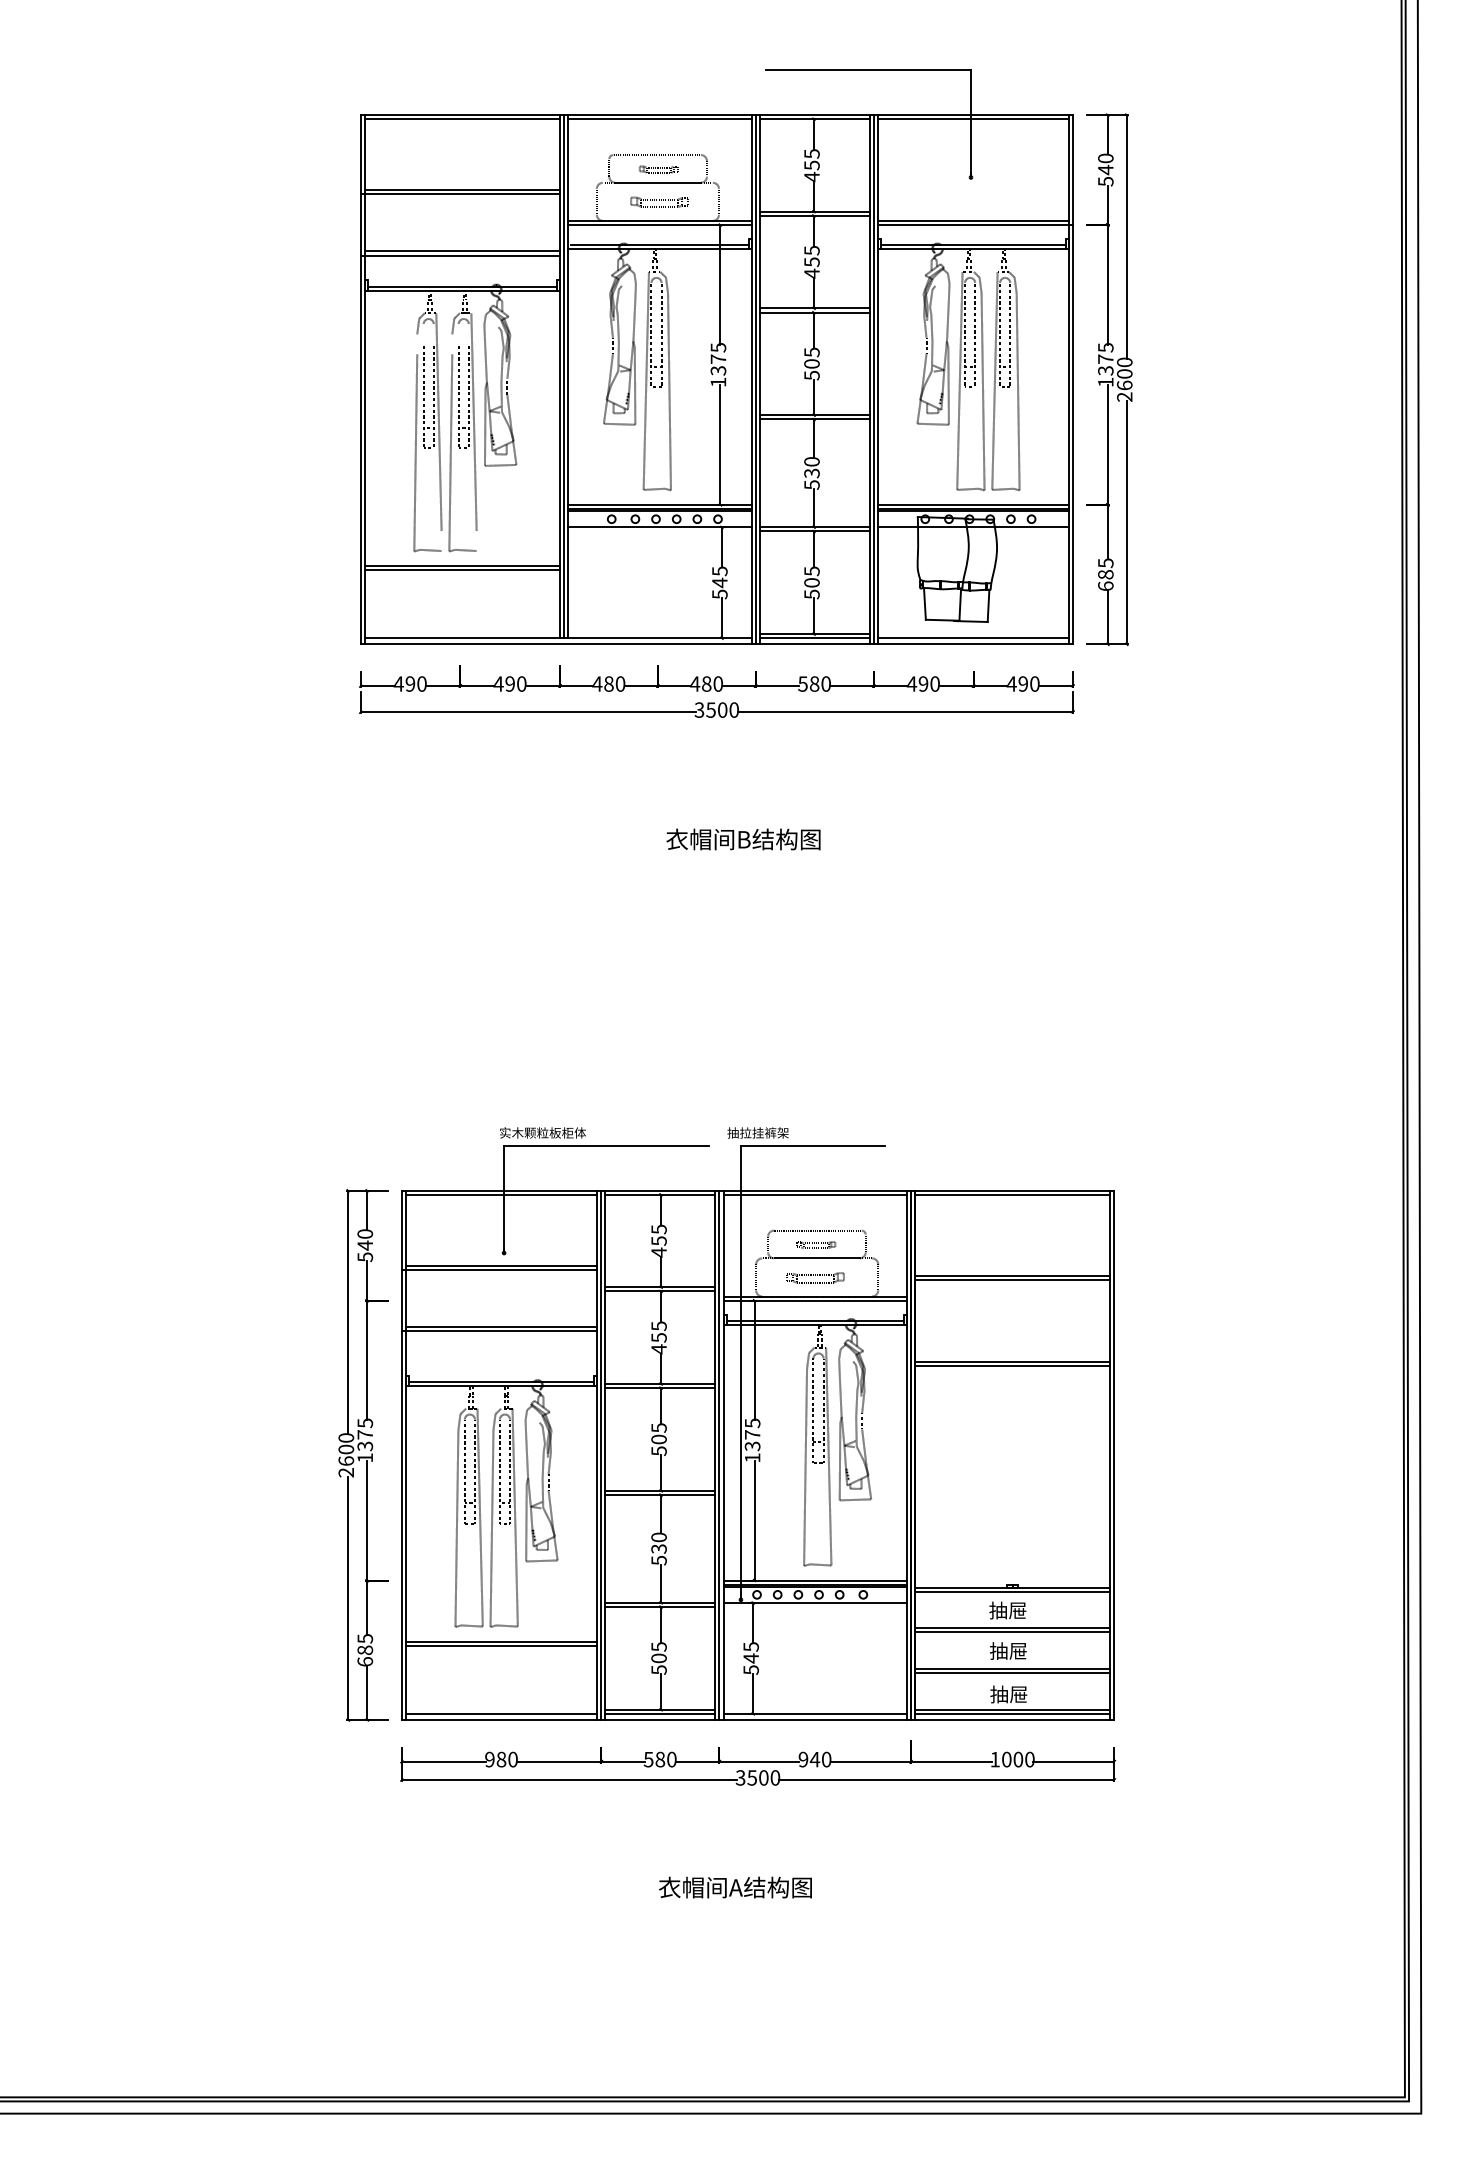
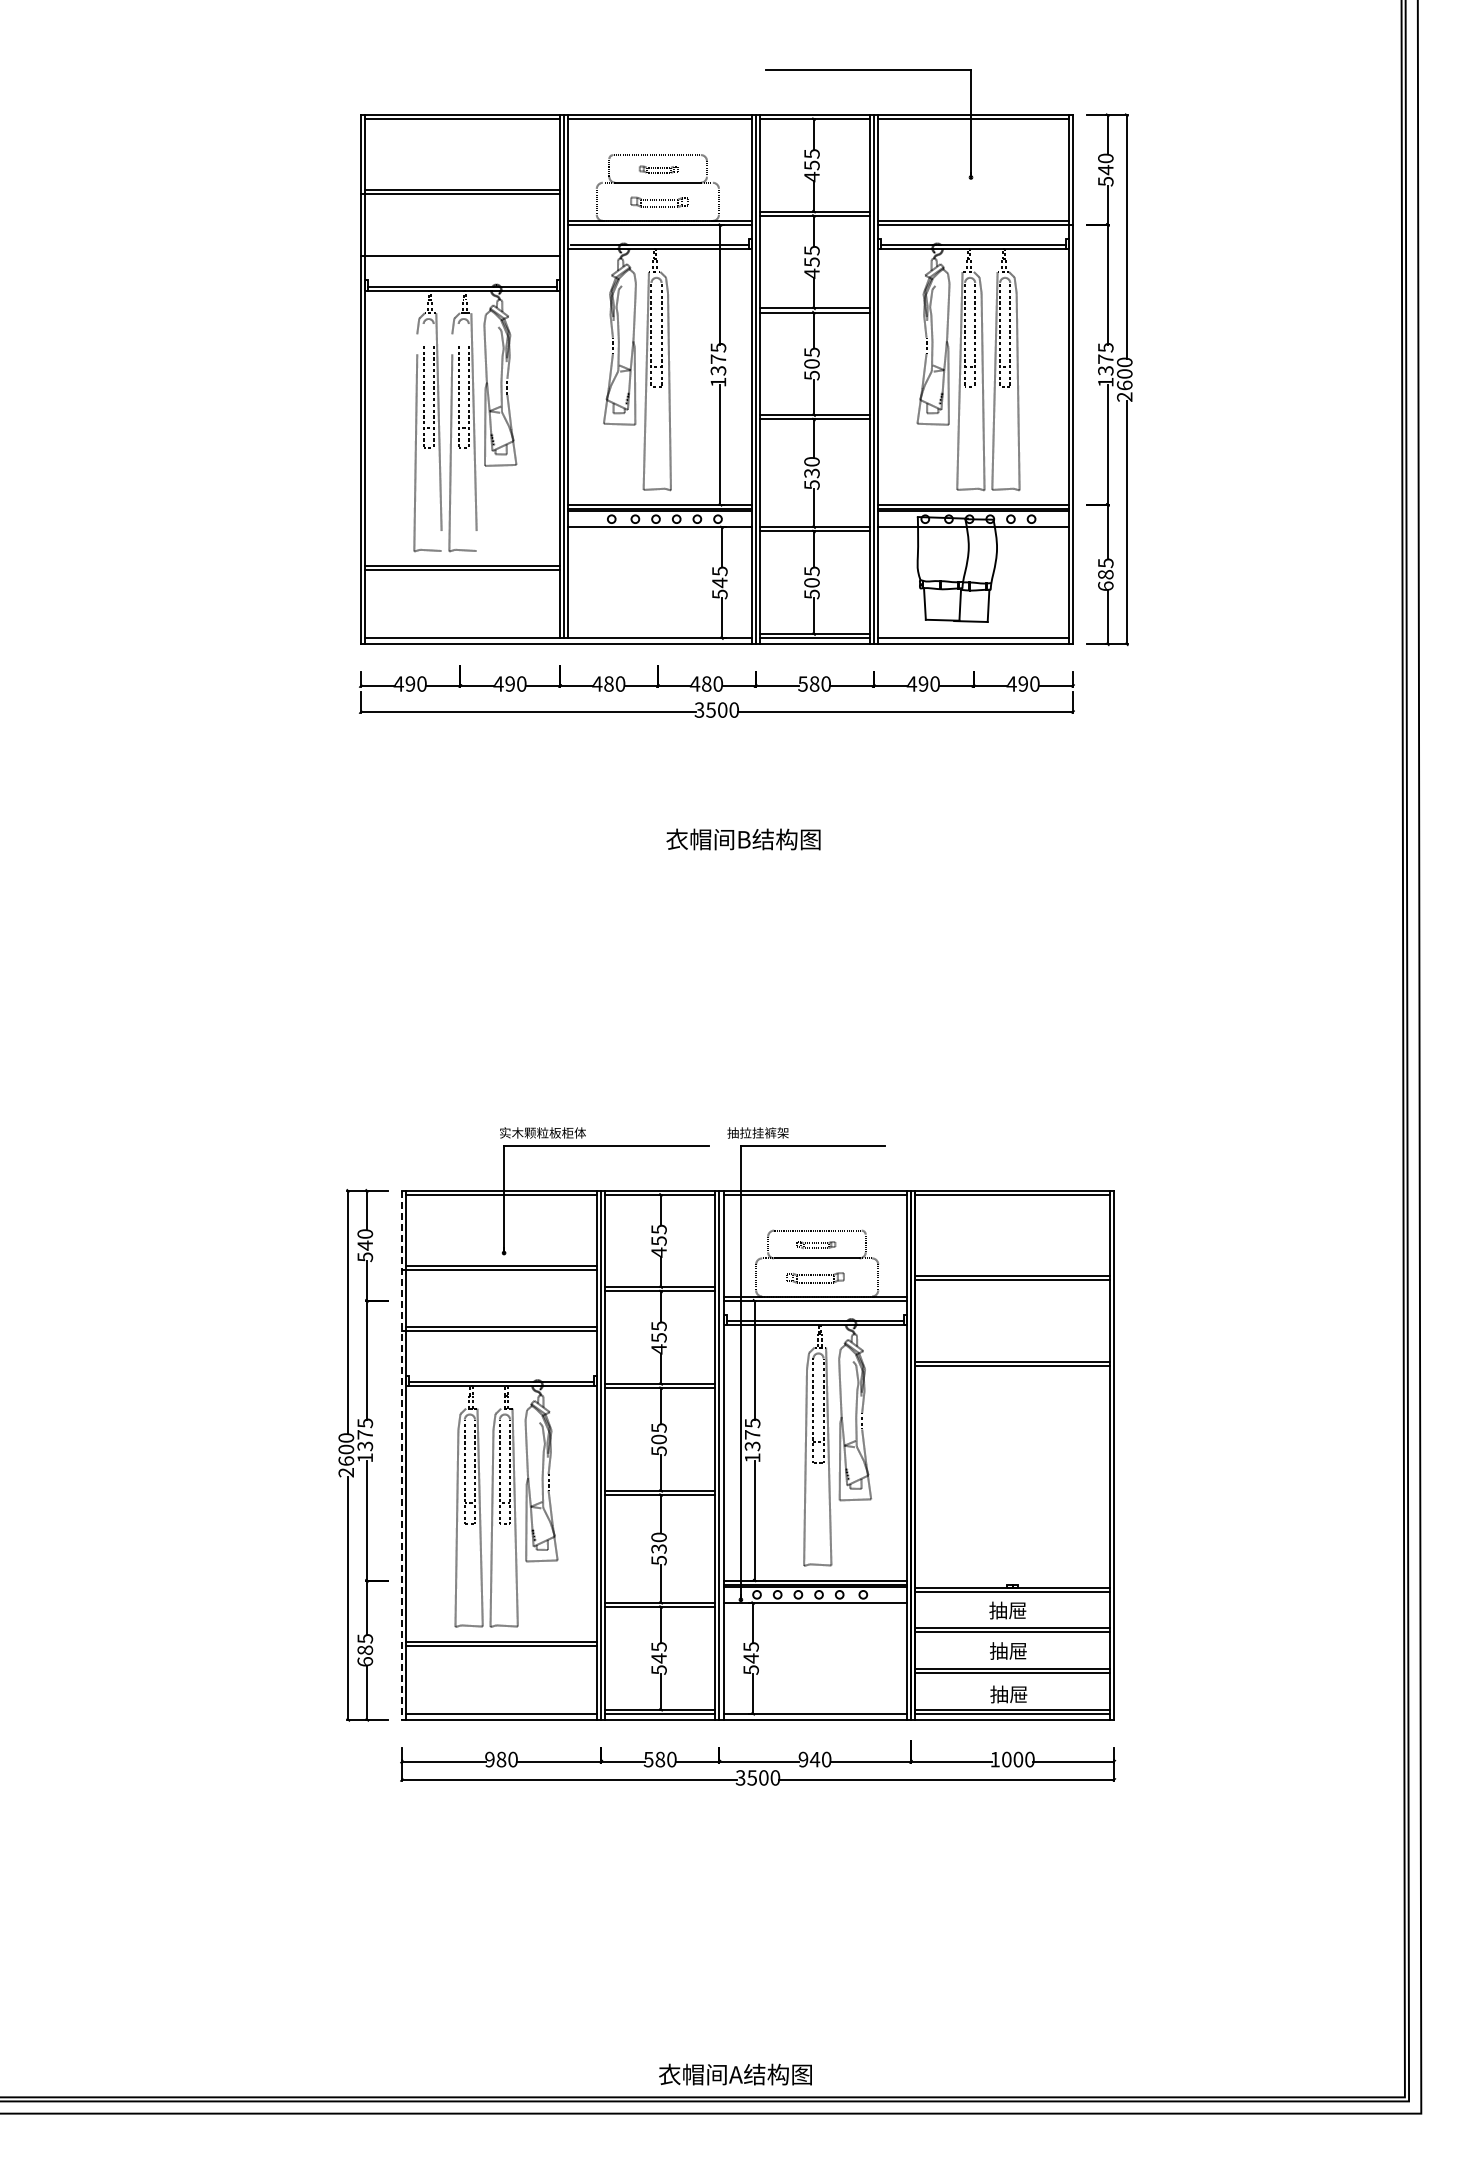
line: present -> none (462, 251)
line: solid -> dashed (401, 1455)
text: 505 -> 545 (658, 1658)
text position: (735, 1887) -> (735, 2074) (735, 2074)
